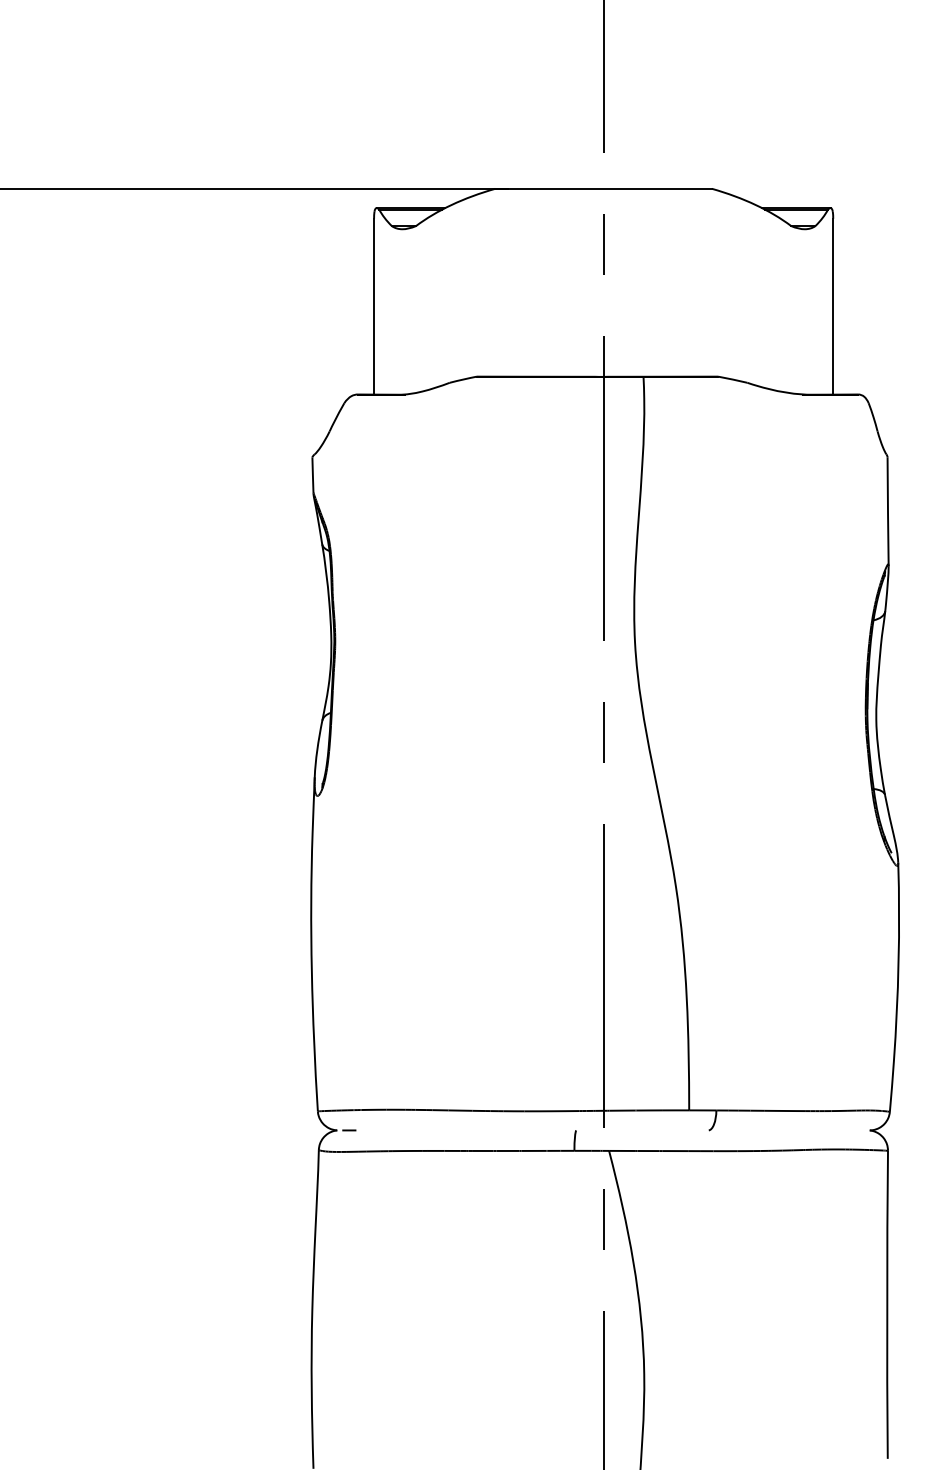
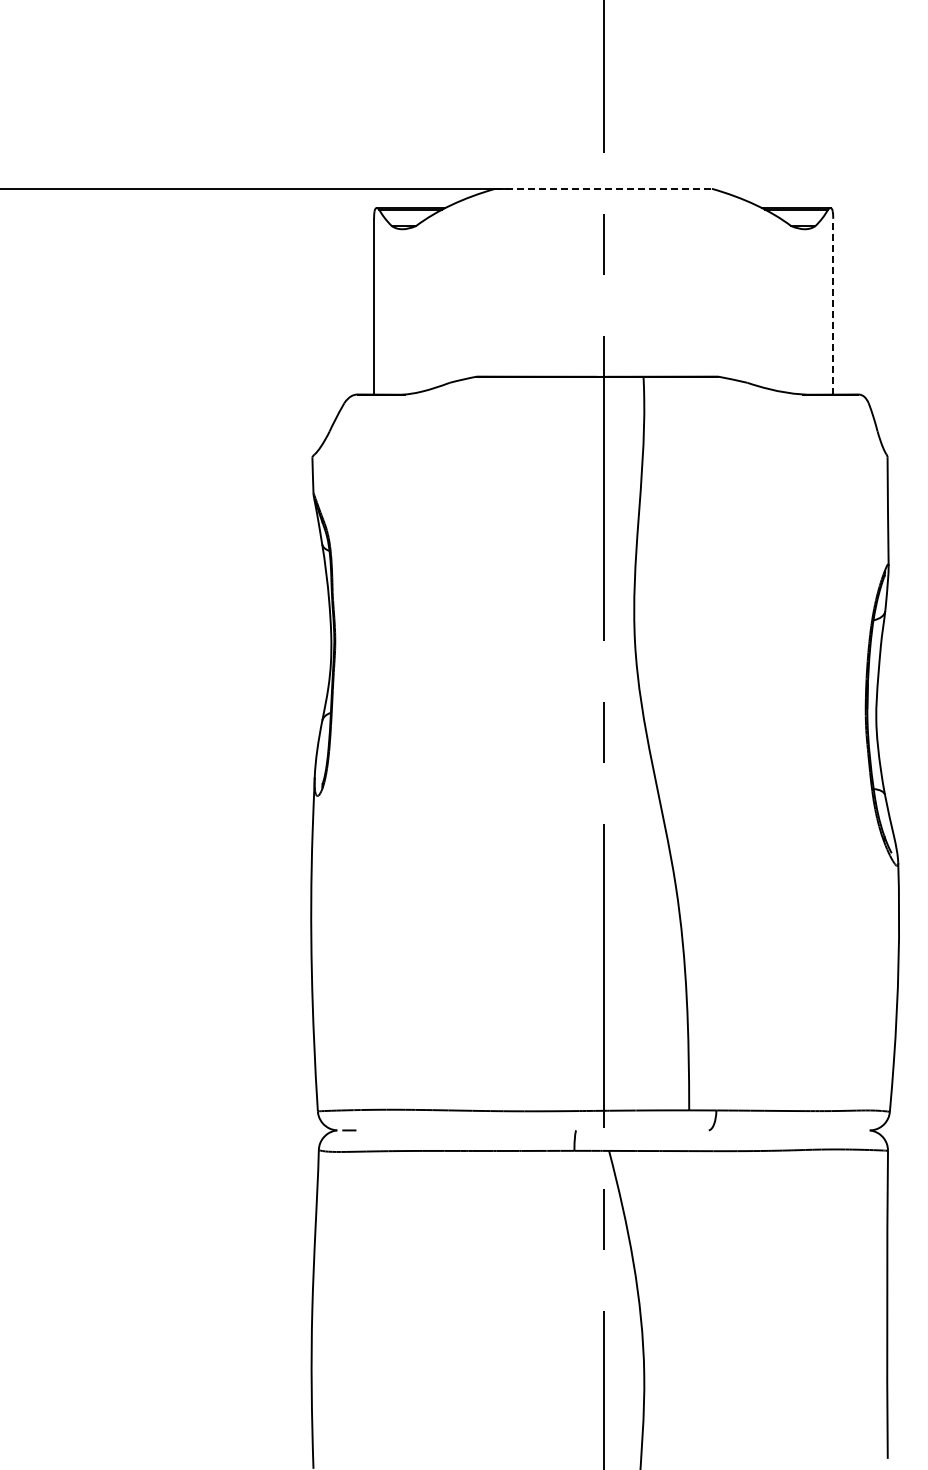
line: solid -> dashed (604, 188)
line: solid -> dashed (833, 306)
